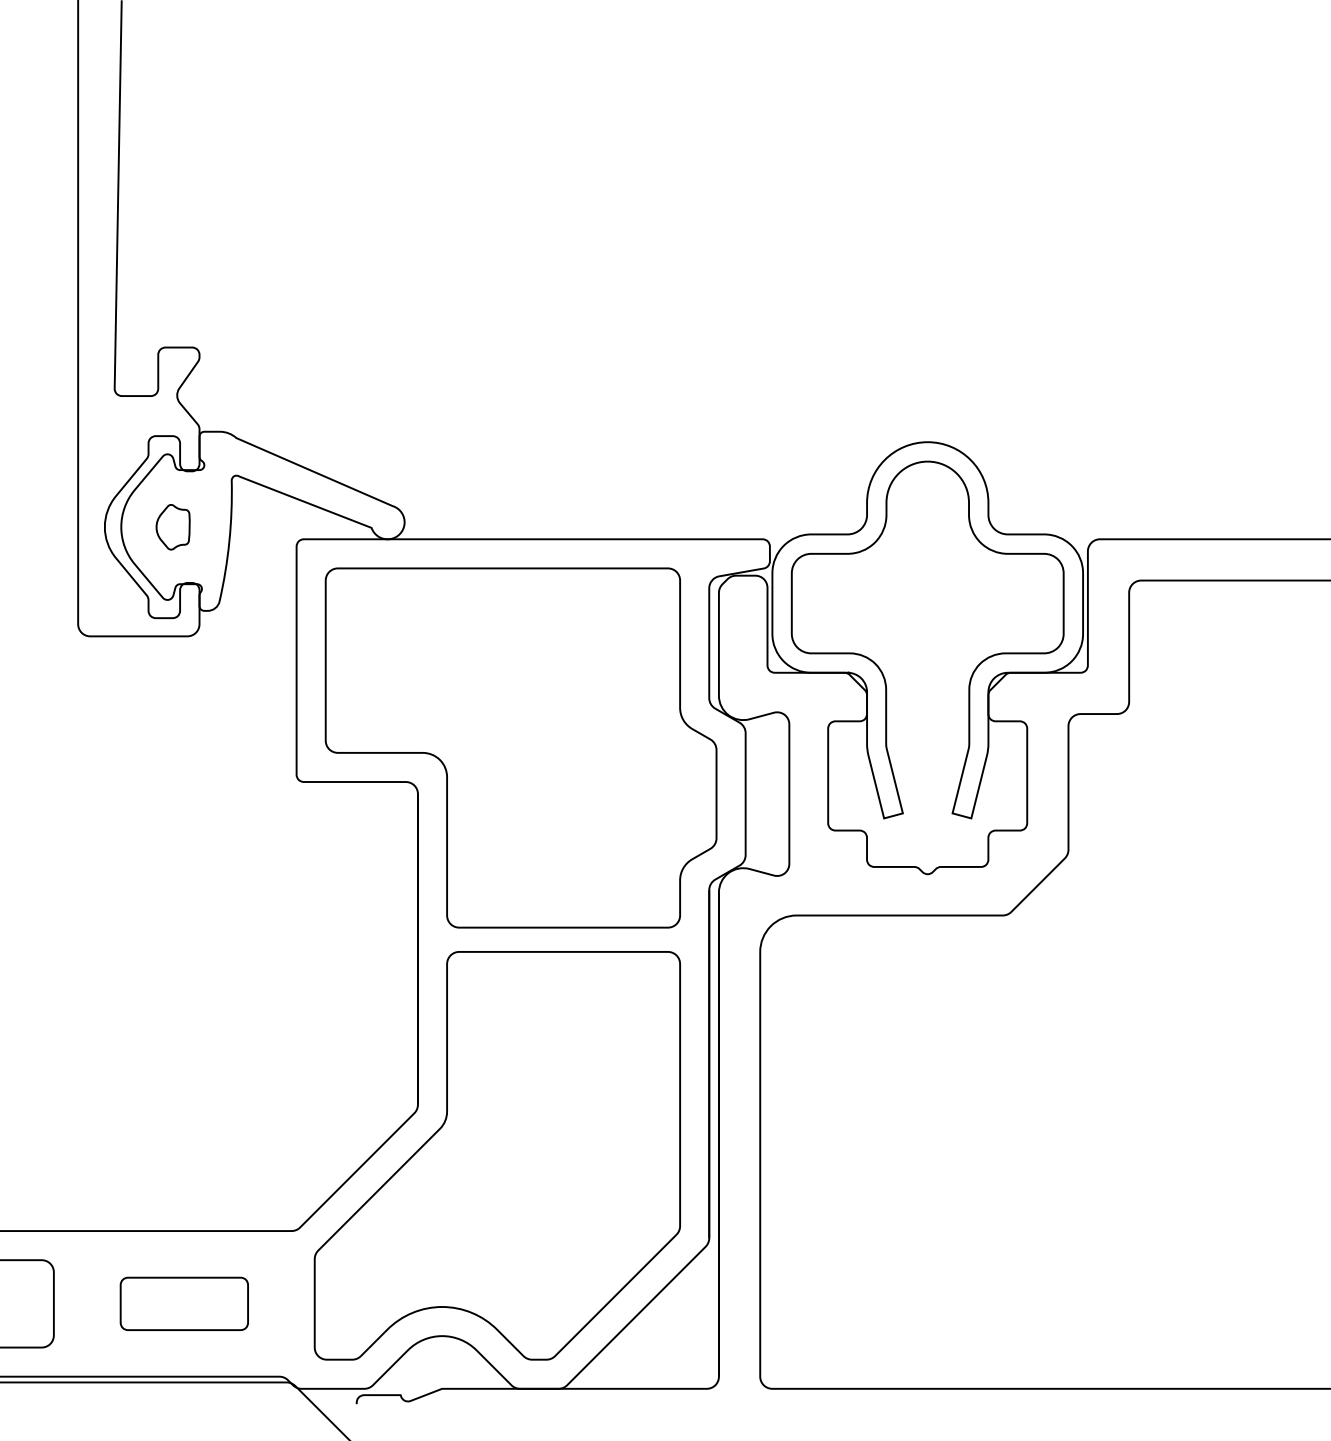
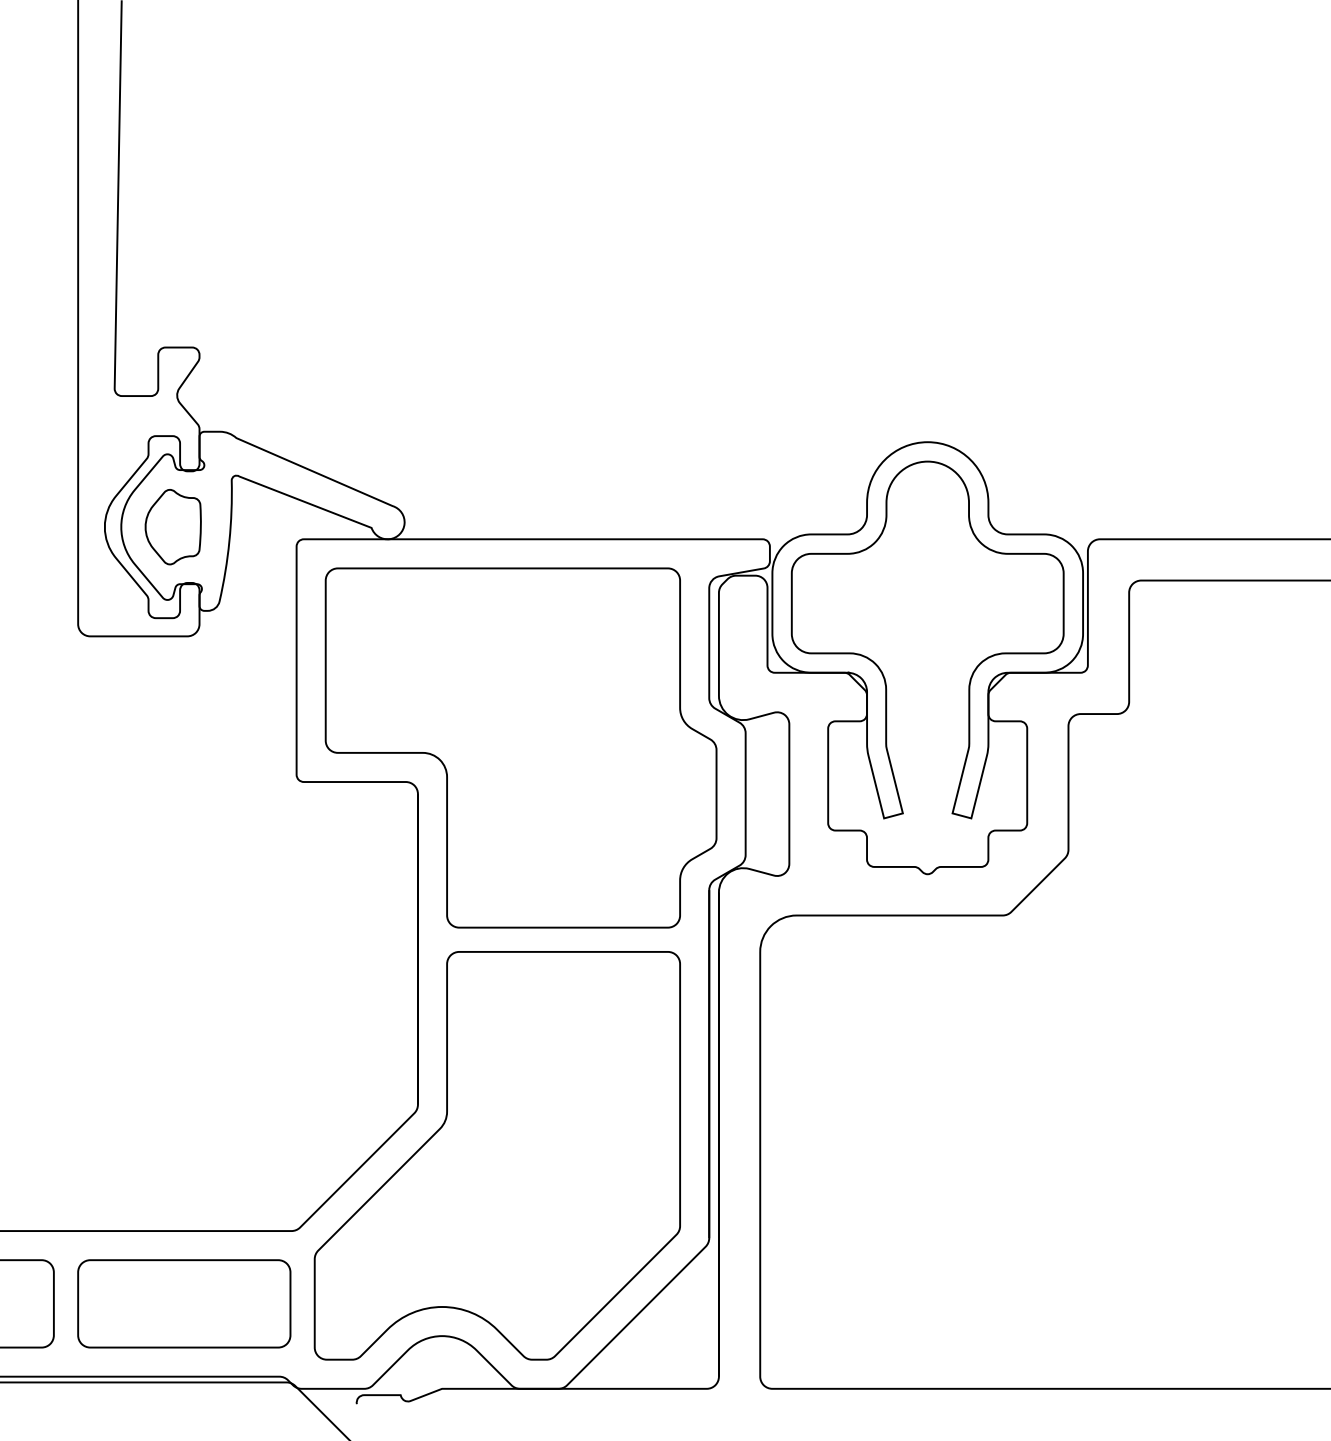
part size: 36x47 px -> 58x77 px (172, 527)
part size: 130x55 px -> 215x90 px (184, 1303)
